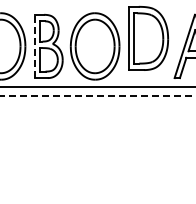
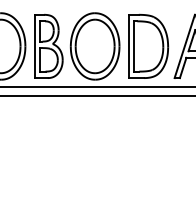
part position: (148, 37) -> (148, 45) (148, 45)
line: dashed -> solid (35, 46)
line: dashed -> solid (97, 96)
